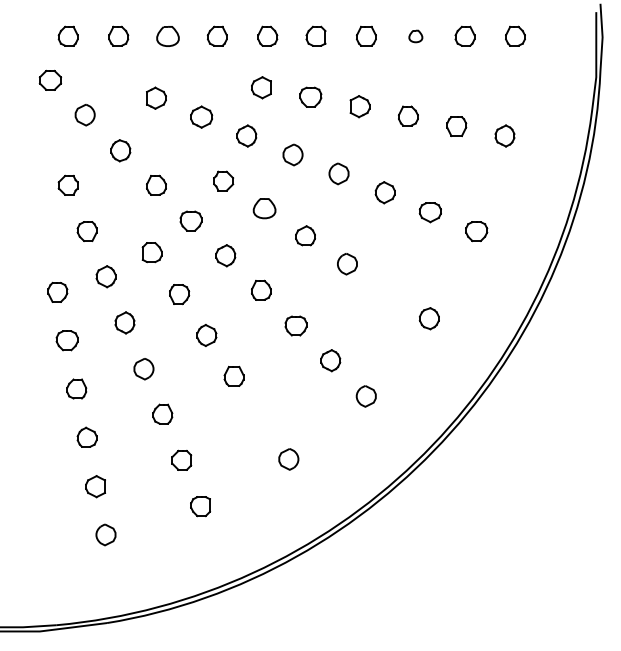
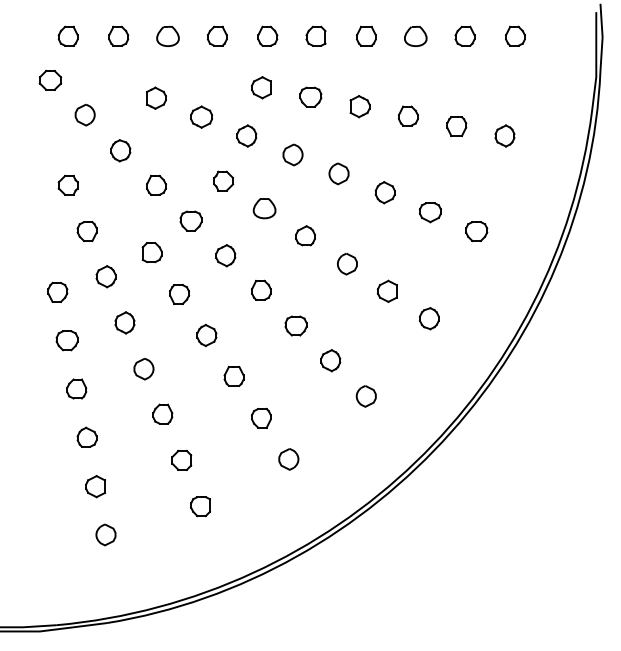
part size: 16x15 px -> 24x21 px (415, 36)
part: none -> present (386, 290)
part: none -> present (261, 417)
